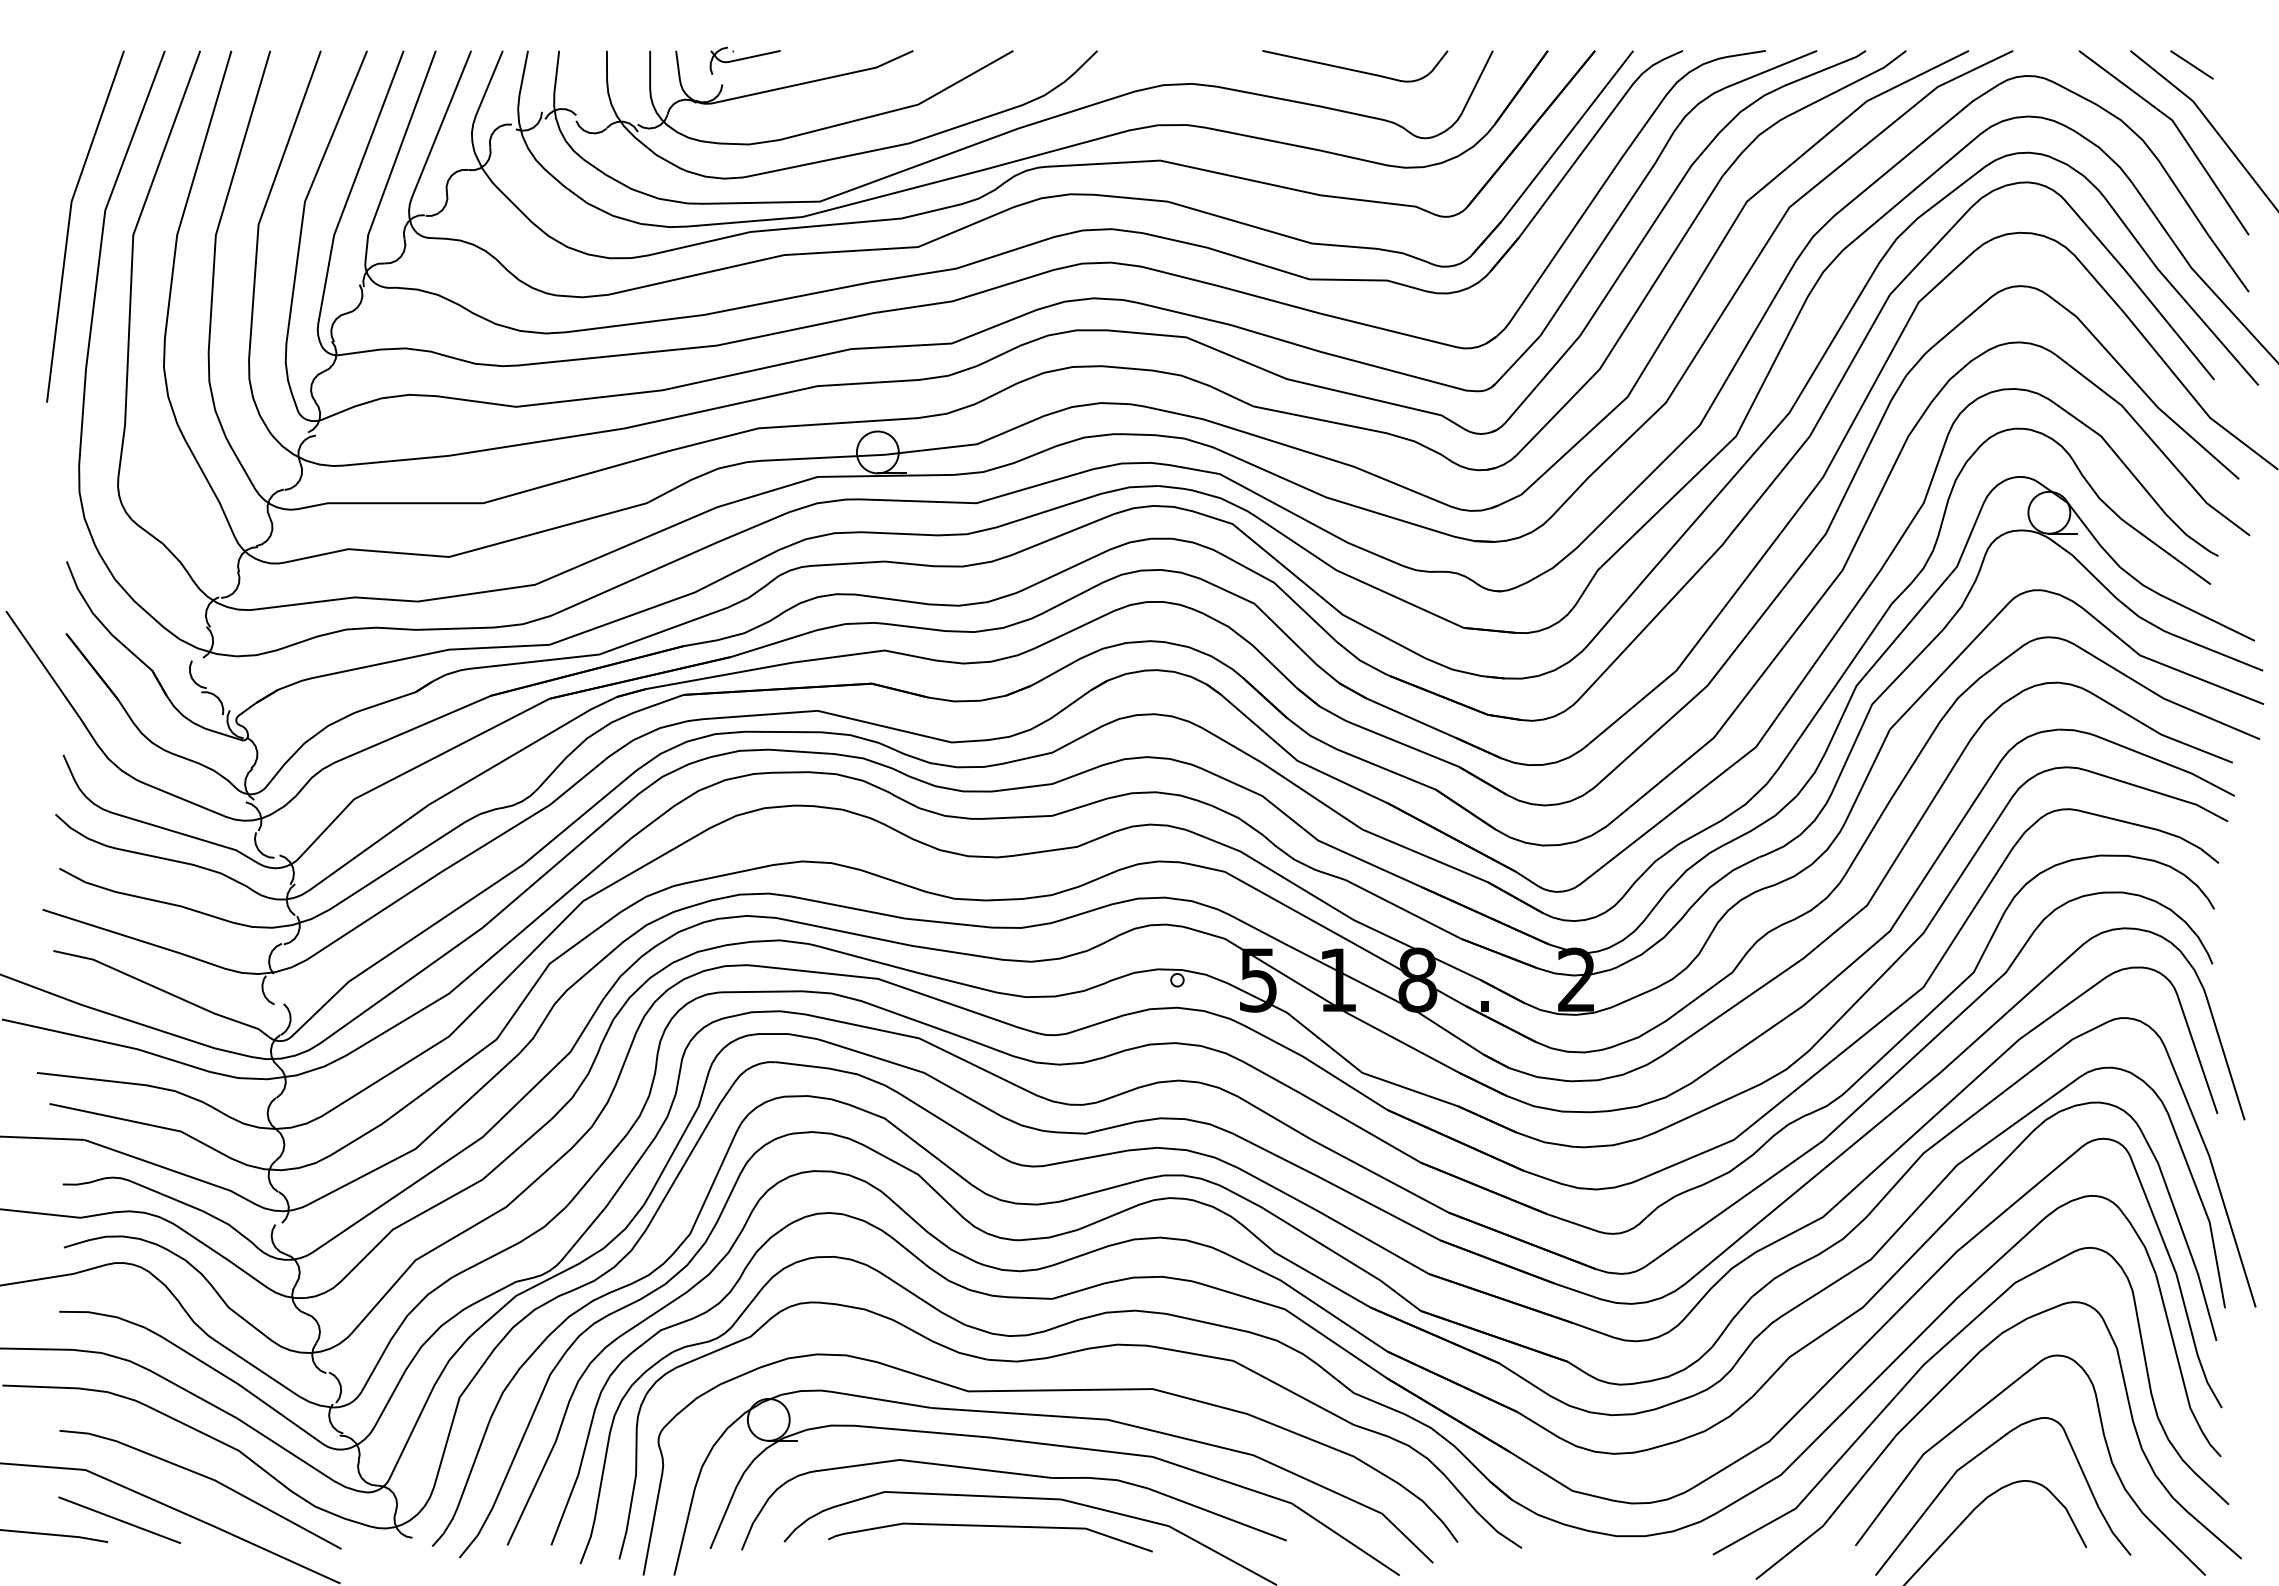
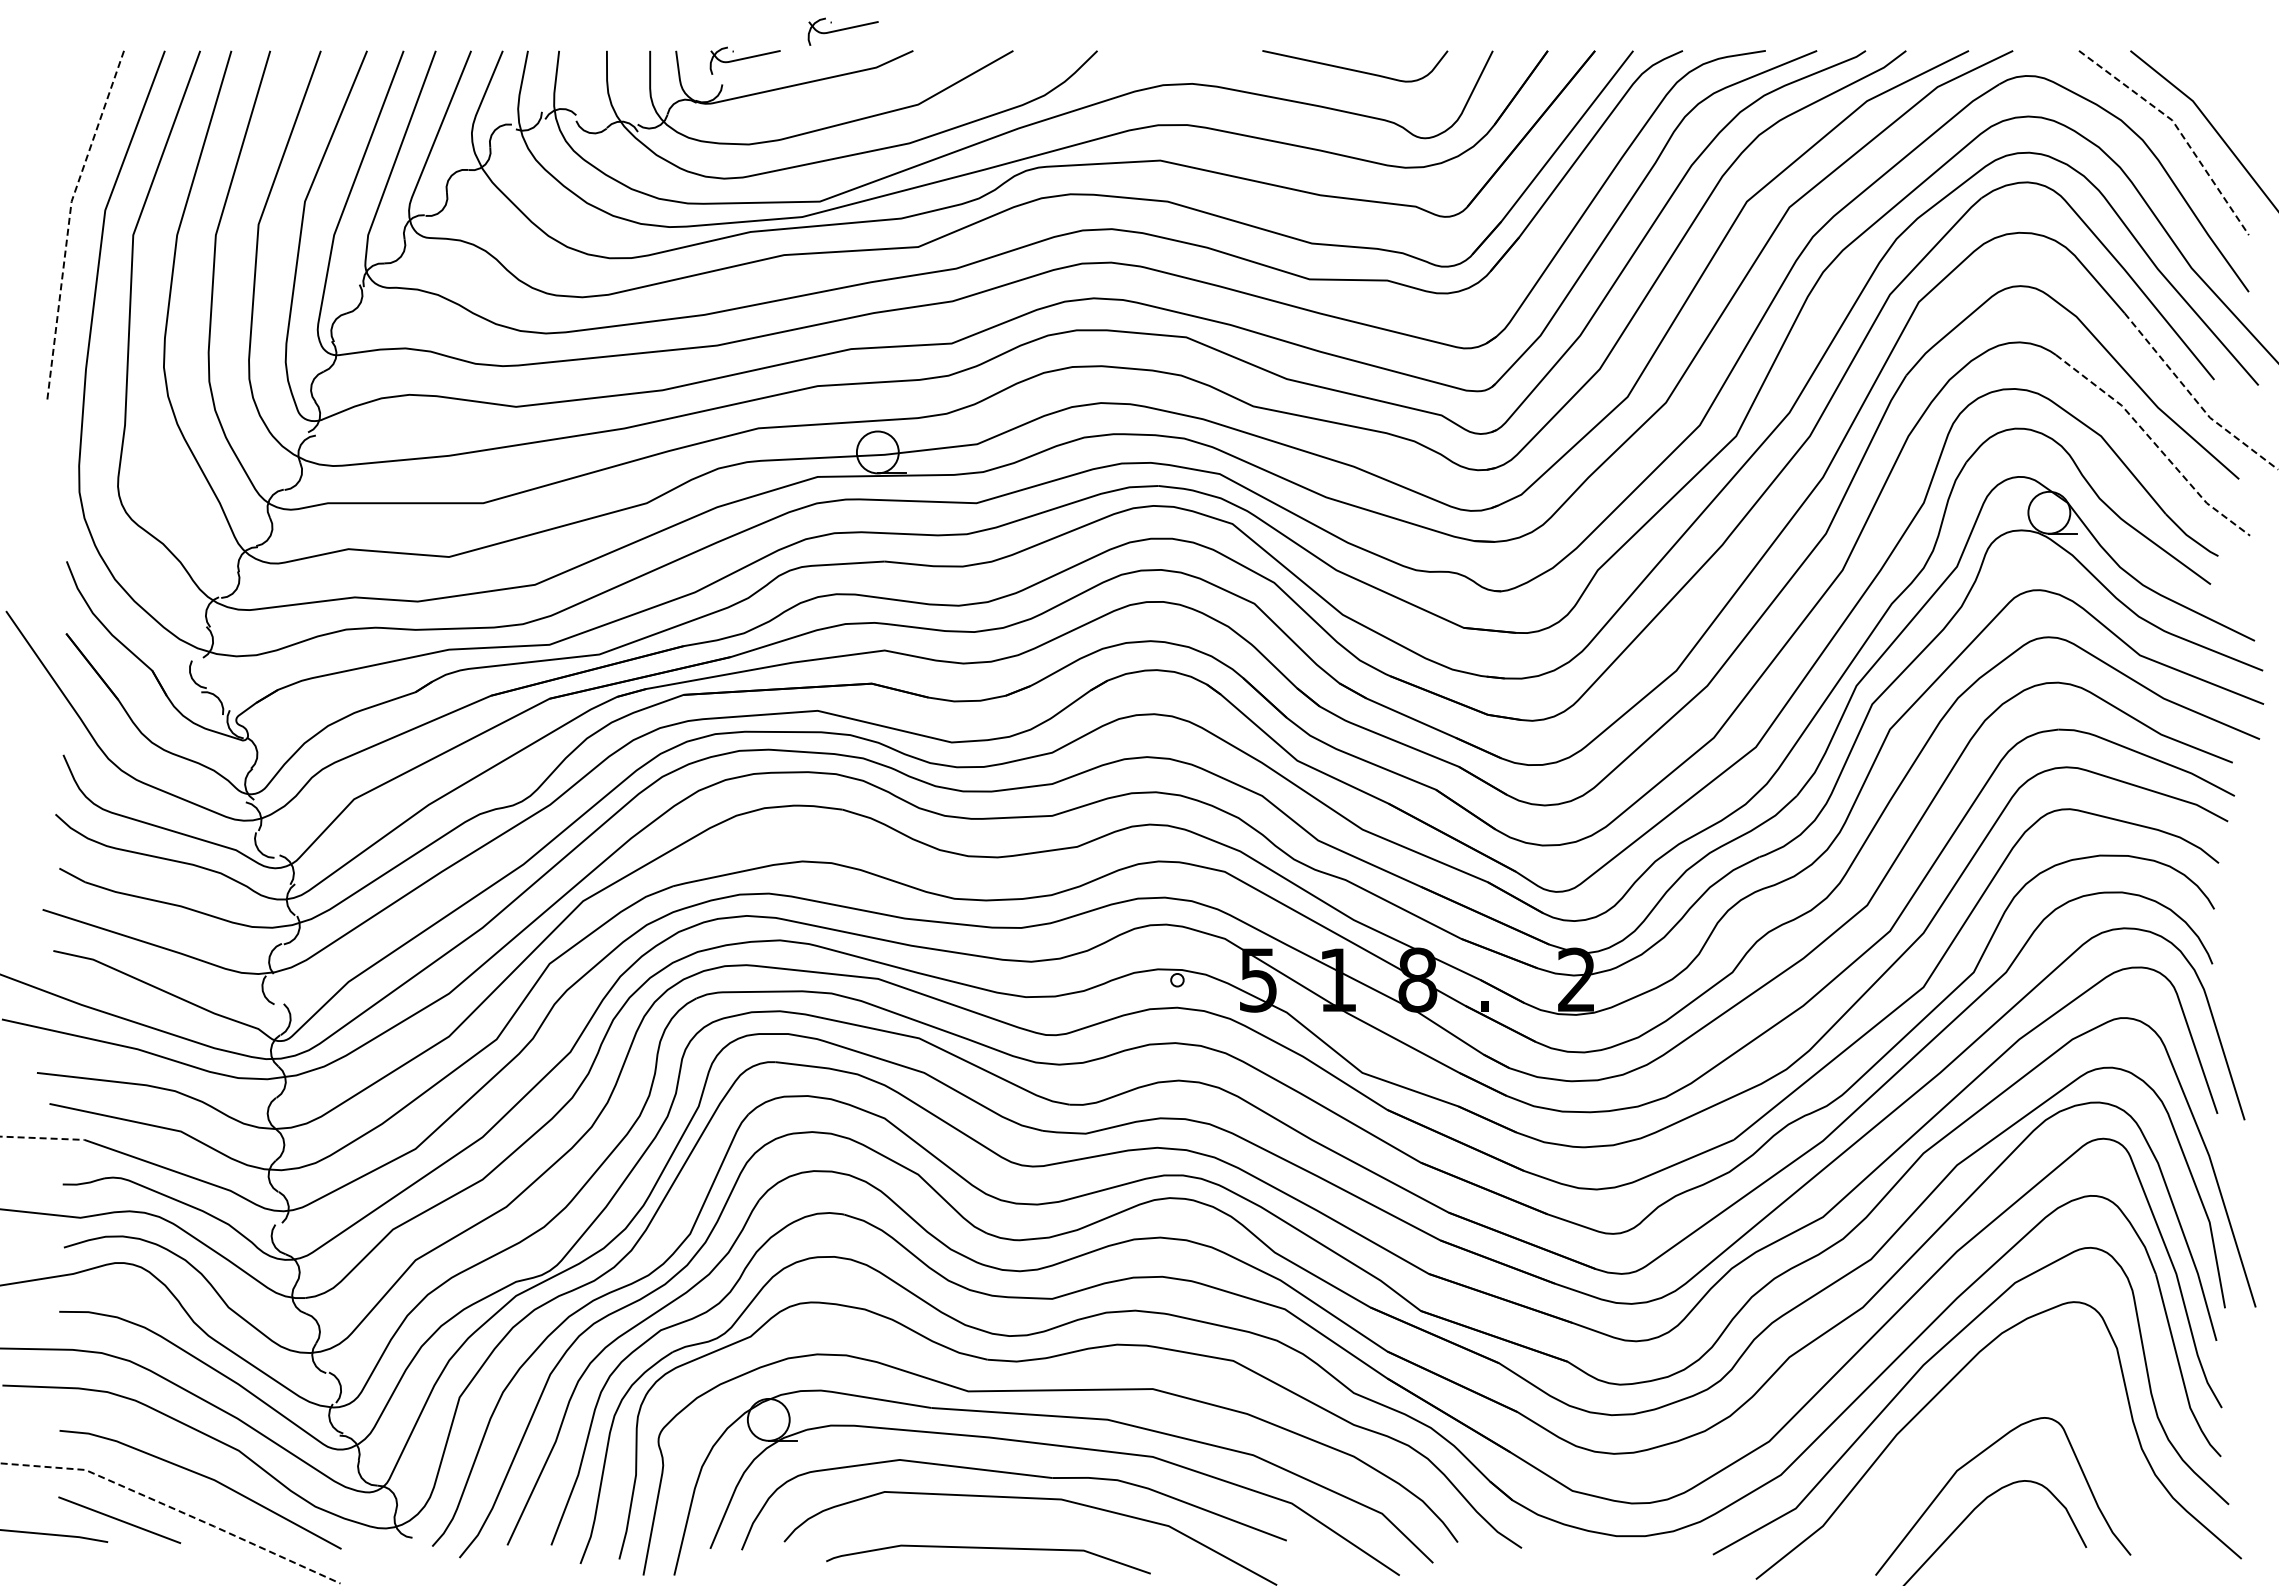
part: none -> present (842, 31)
line: present -> none (2191, 64)
line: solid -> dashed (2177, 128)
line: solid -> dashed (69, 222)
line: solid -> dashed (2194, 399)
line: solid -> dashed (2155, 443)
line: solid -> dashed (42, 1138)
curve: present -> none (1984, 1407)
line: solid -> dashed (174, 1508)
curve position: (990, 1526) -> (988, 1548) (988, 1548)
